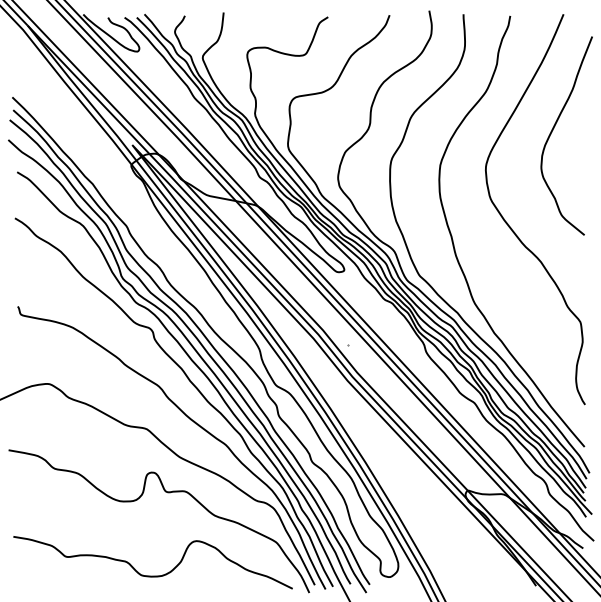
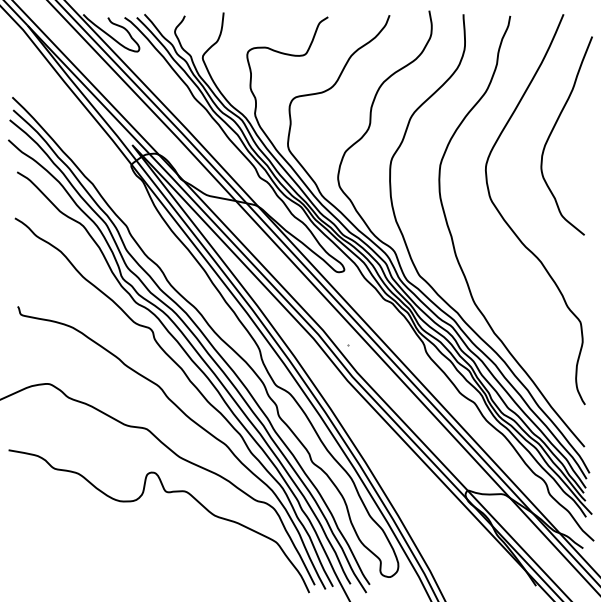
curve: present -> none (152, 575)
